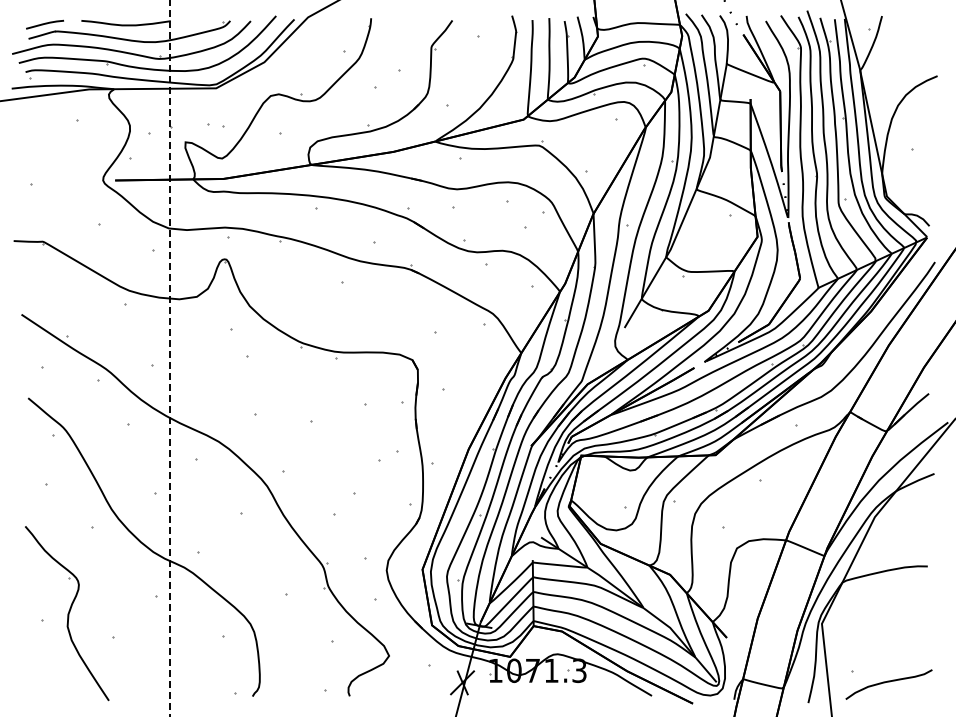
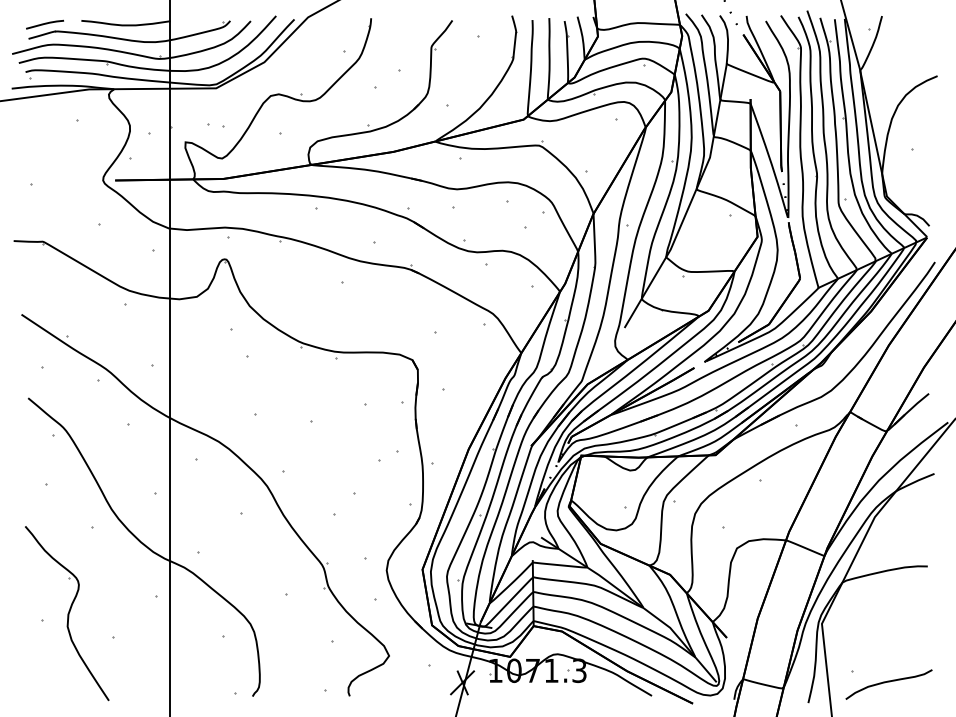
line: dashed -> solid (169, 358)
